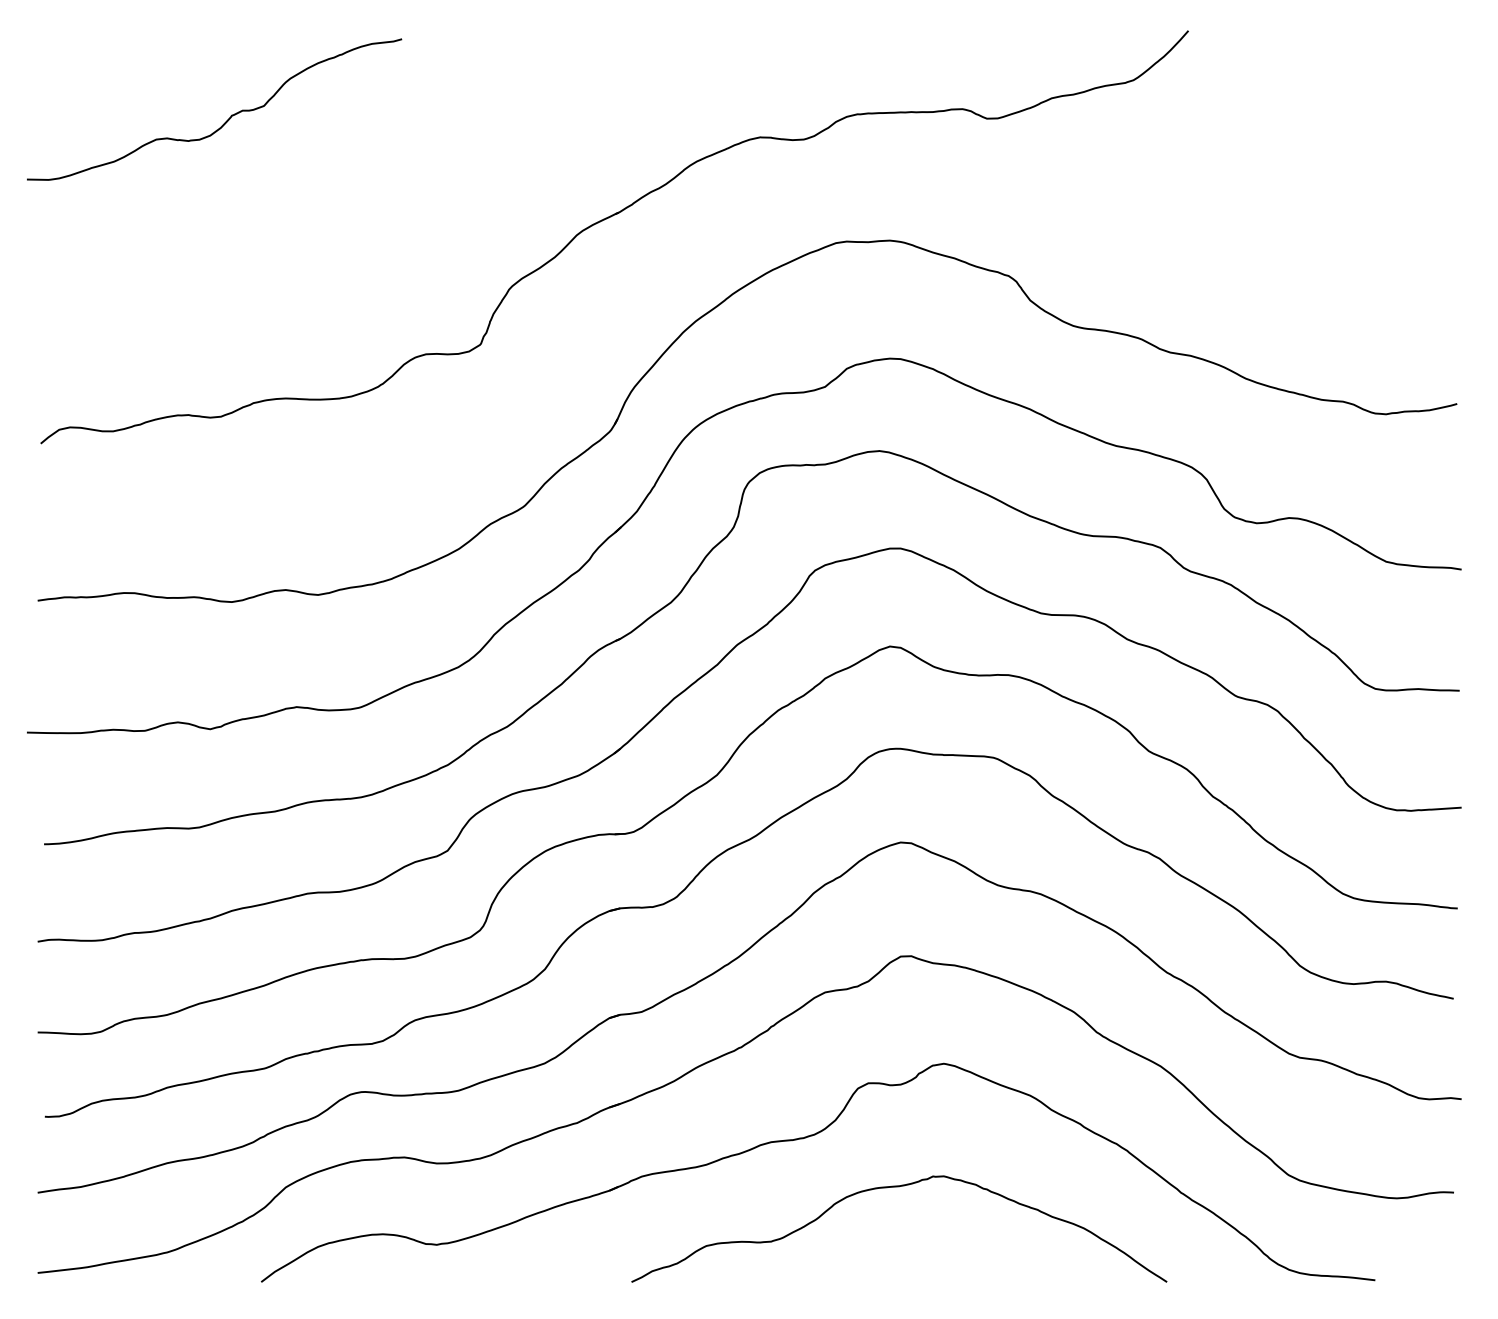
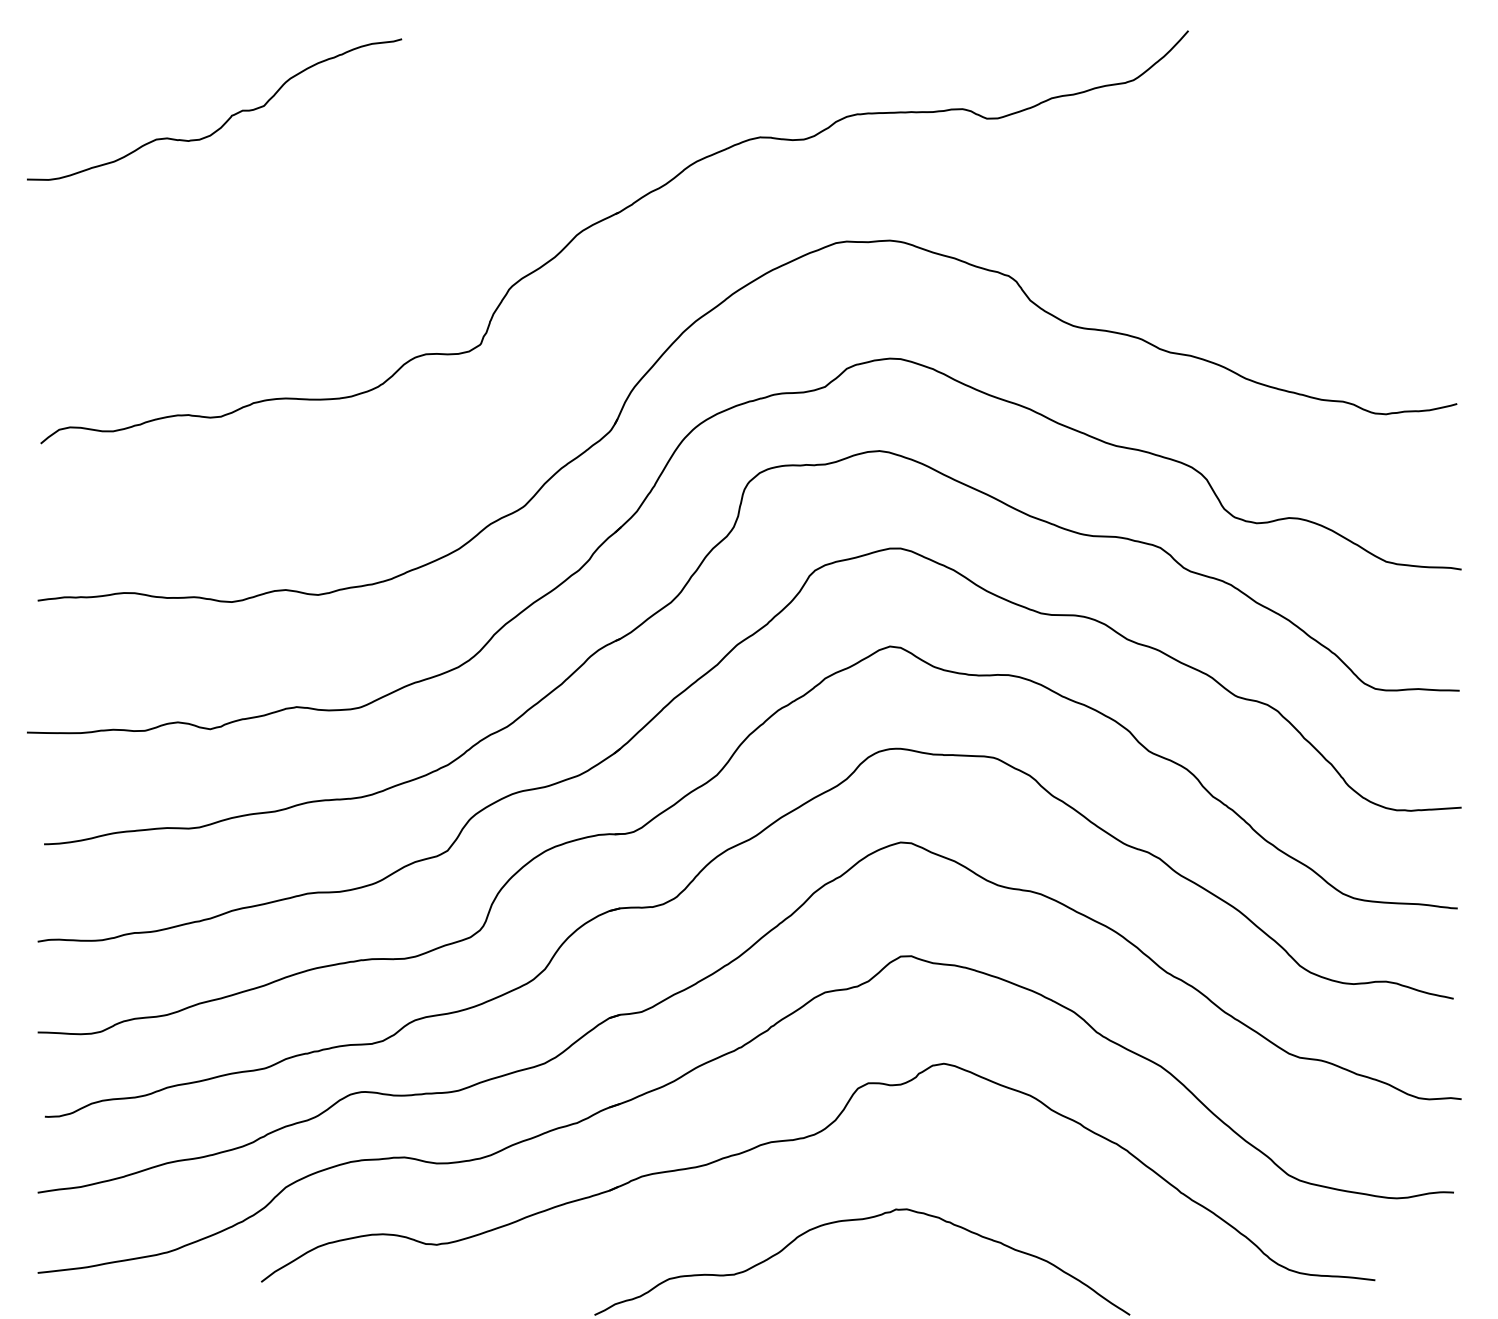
curve position: (899, 1187) -> (862, 1220) (862, 1220)
